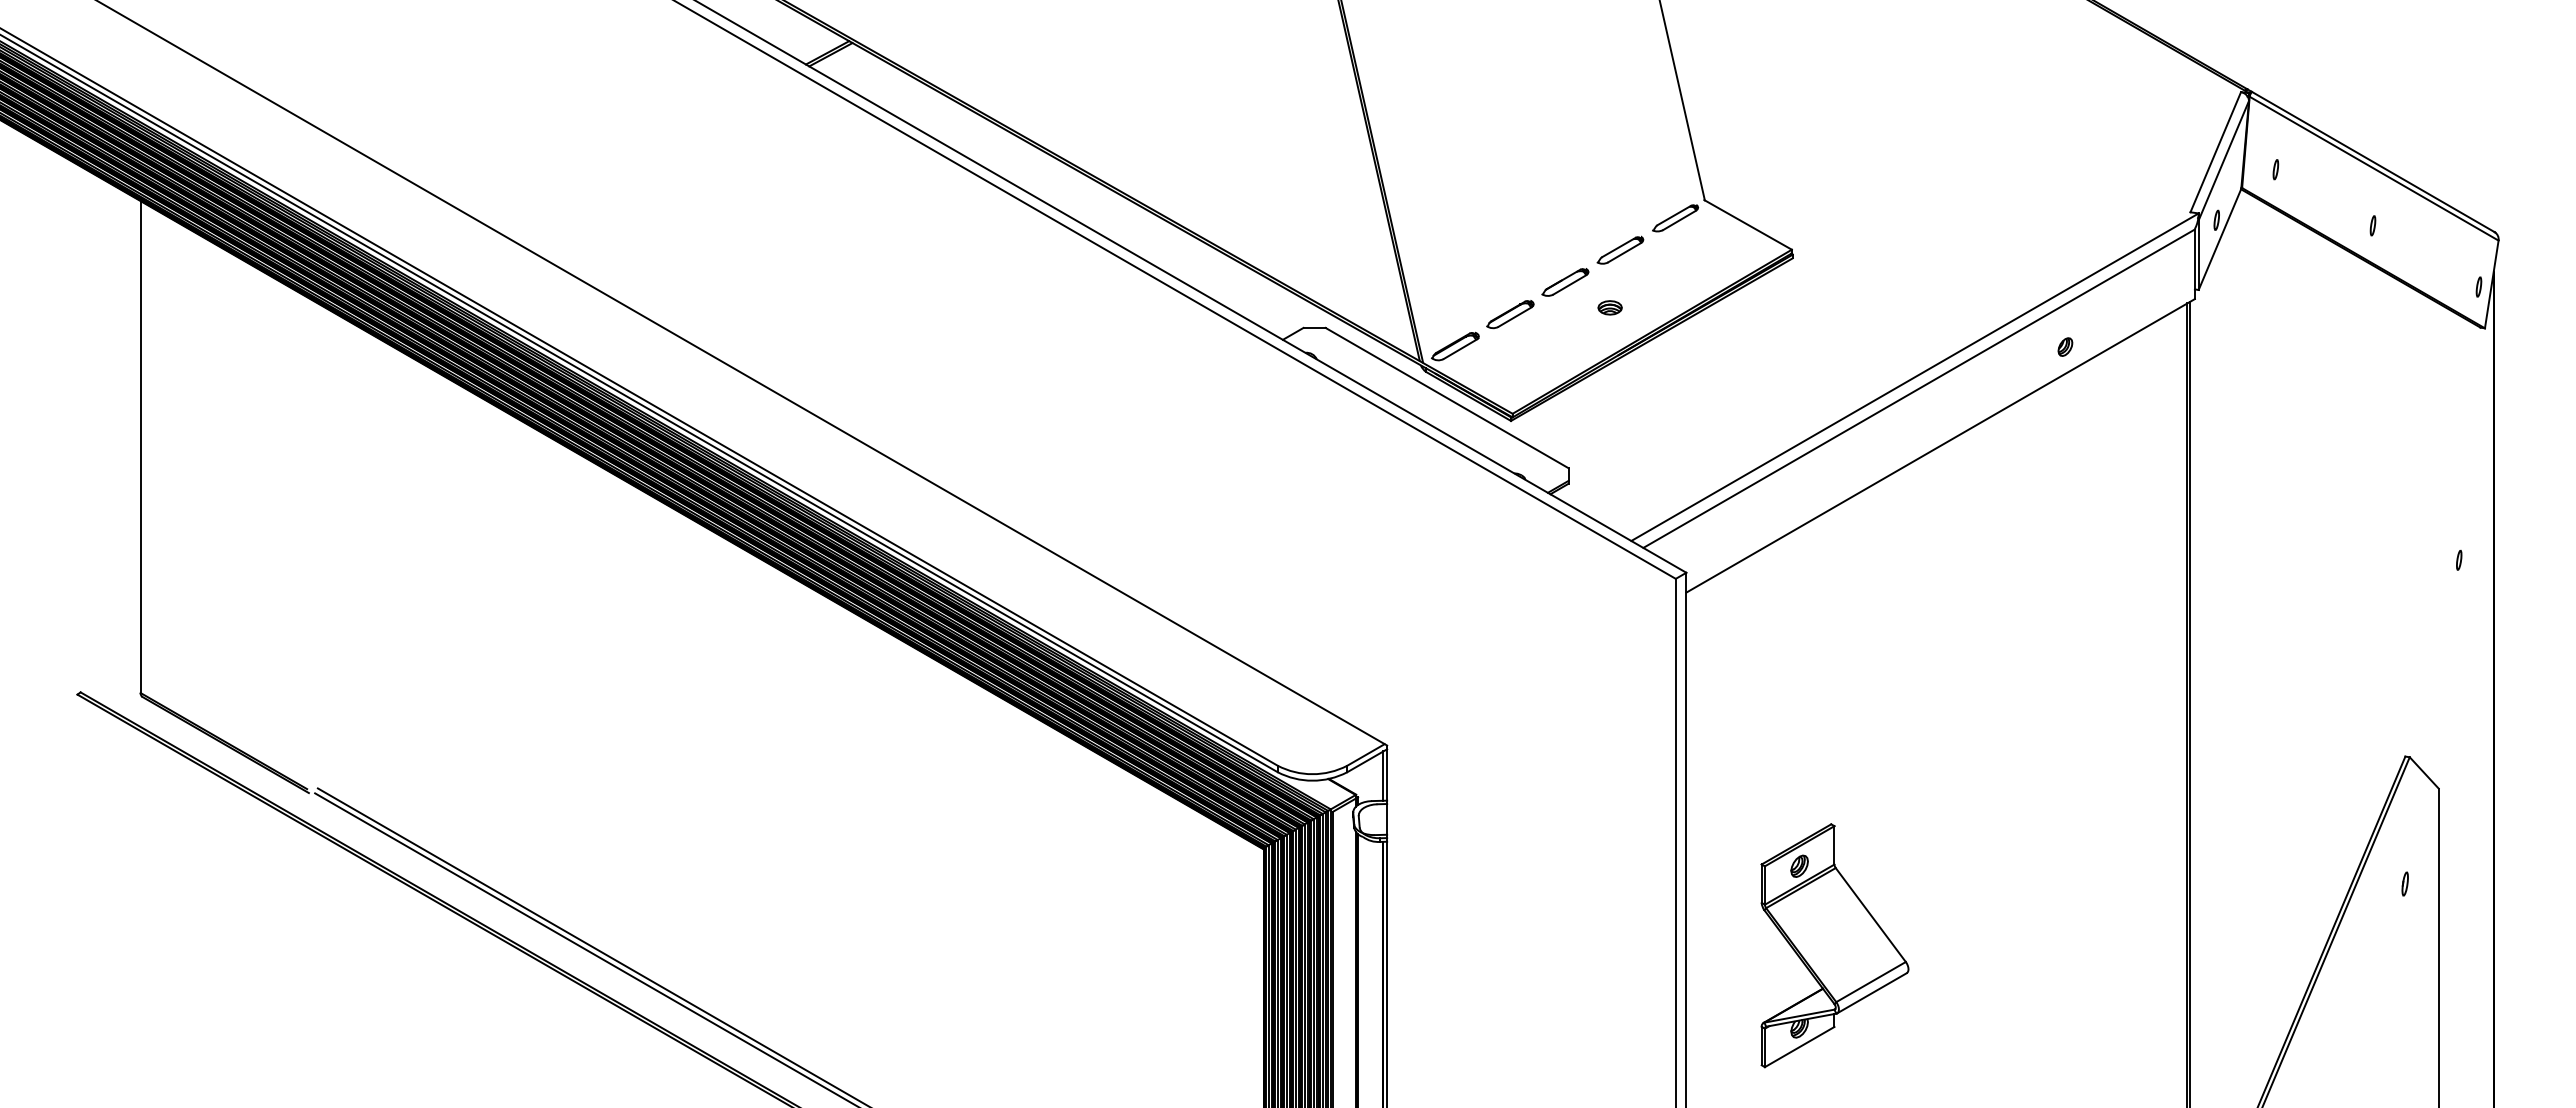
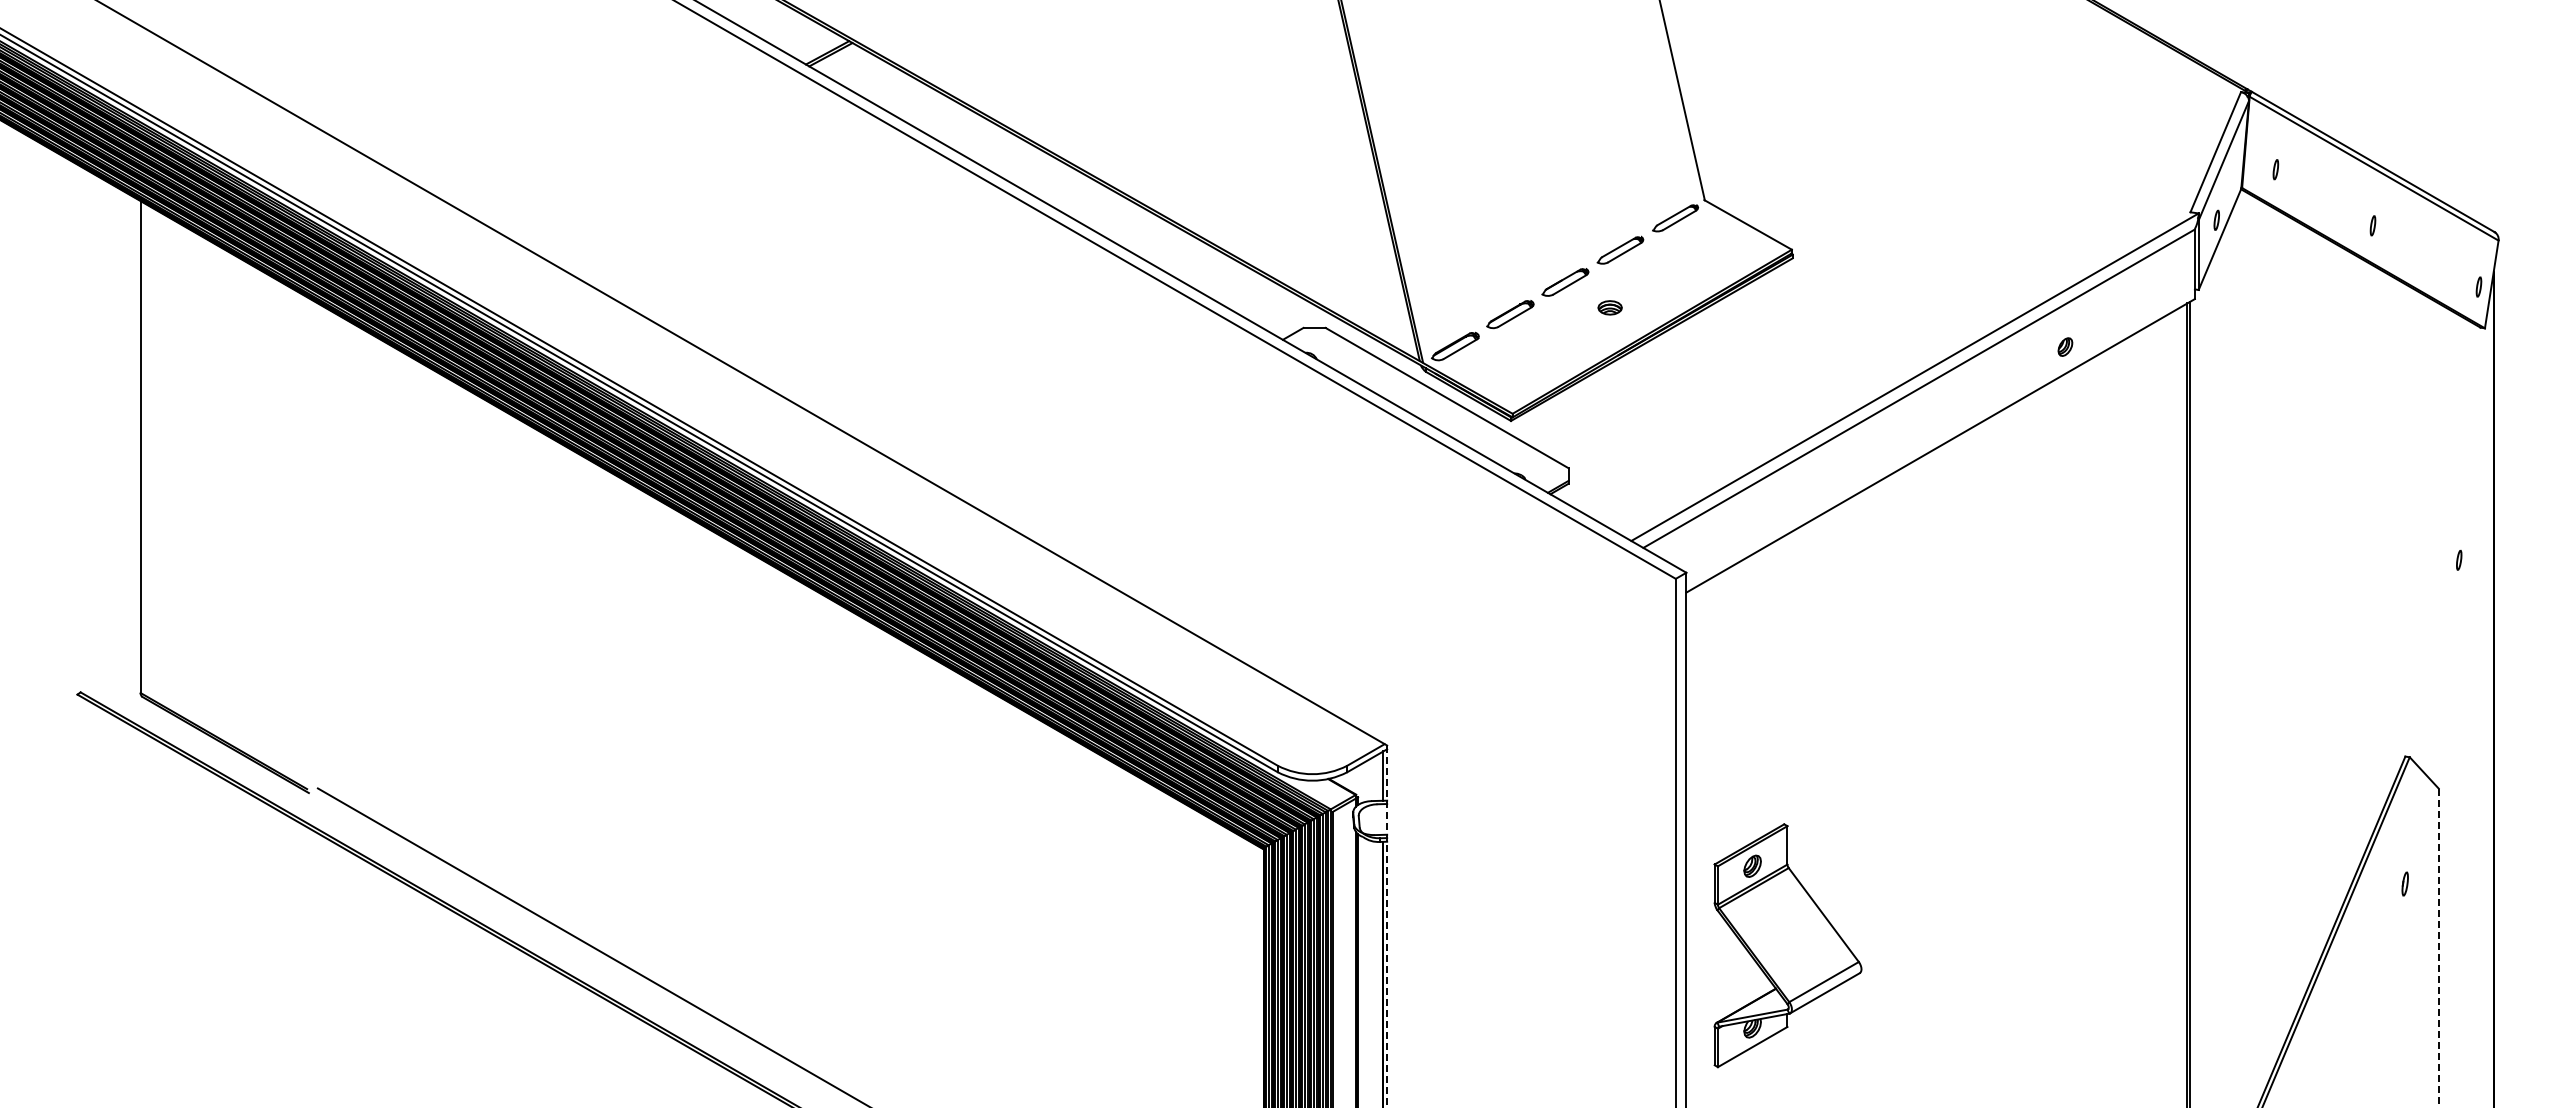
line: solid -> dashed (1387, 926)
part position: (1834, 945) -> (1787, 945) (1787, 945)
line: present -> none (584, 948)
line: solid -> dashed (2438, 948)
